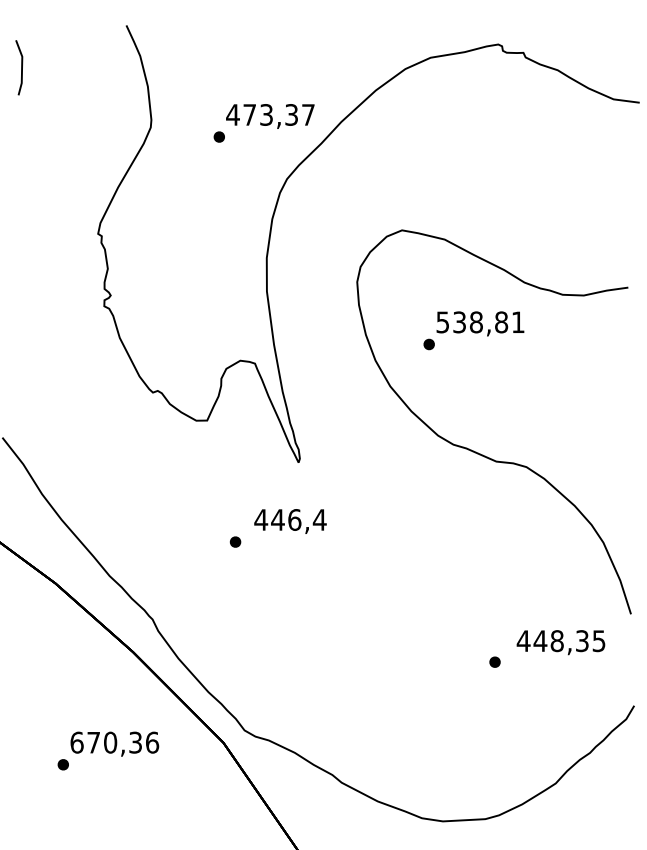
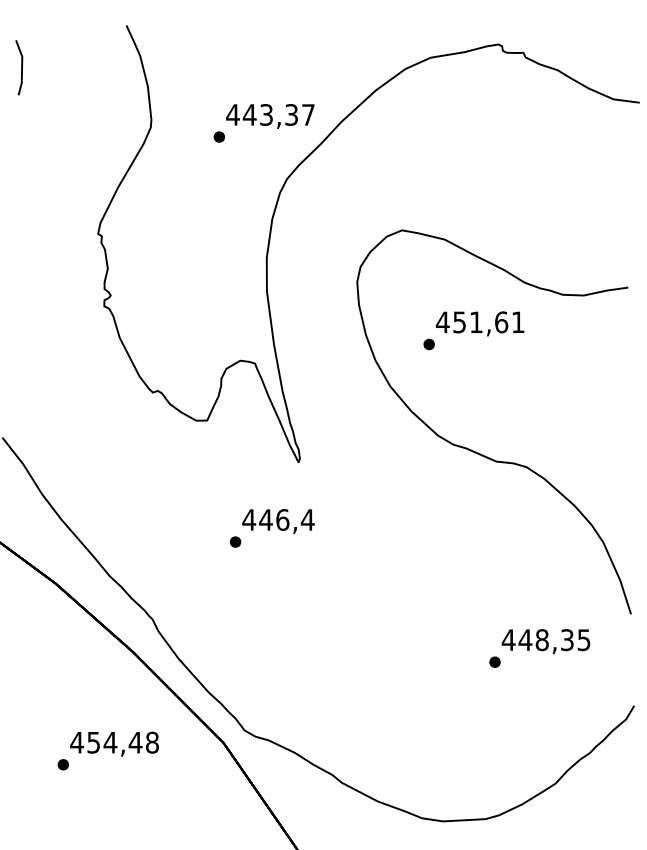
text: 473,37 -> 443,37 (249, 114)
text: 538,81 -> 451,61 (471, 322)
text position: (290, 521) -> (278, 521) (278, 521)
text position: (560, 642) -> (545, 641) (545, 641)
text: 670,36 -> 454,48 (114, 742)
